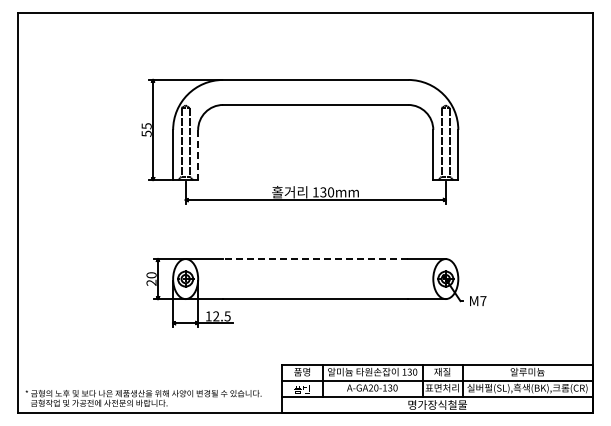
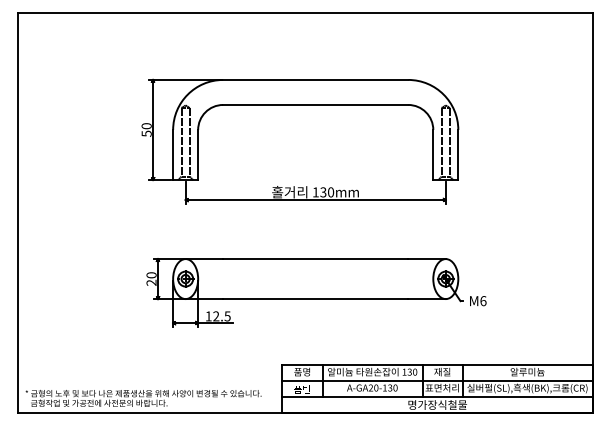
text: 55 -> 50 (146, 126)
line: dashed -> solid (198, 155)
line: dashed -> solid (315, 259)
text: M7 -> M6 (483, 301)
